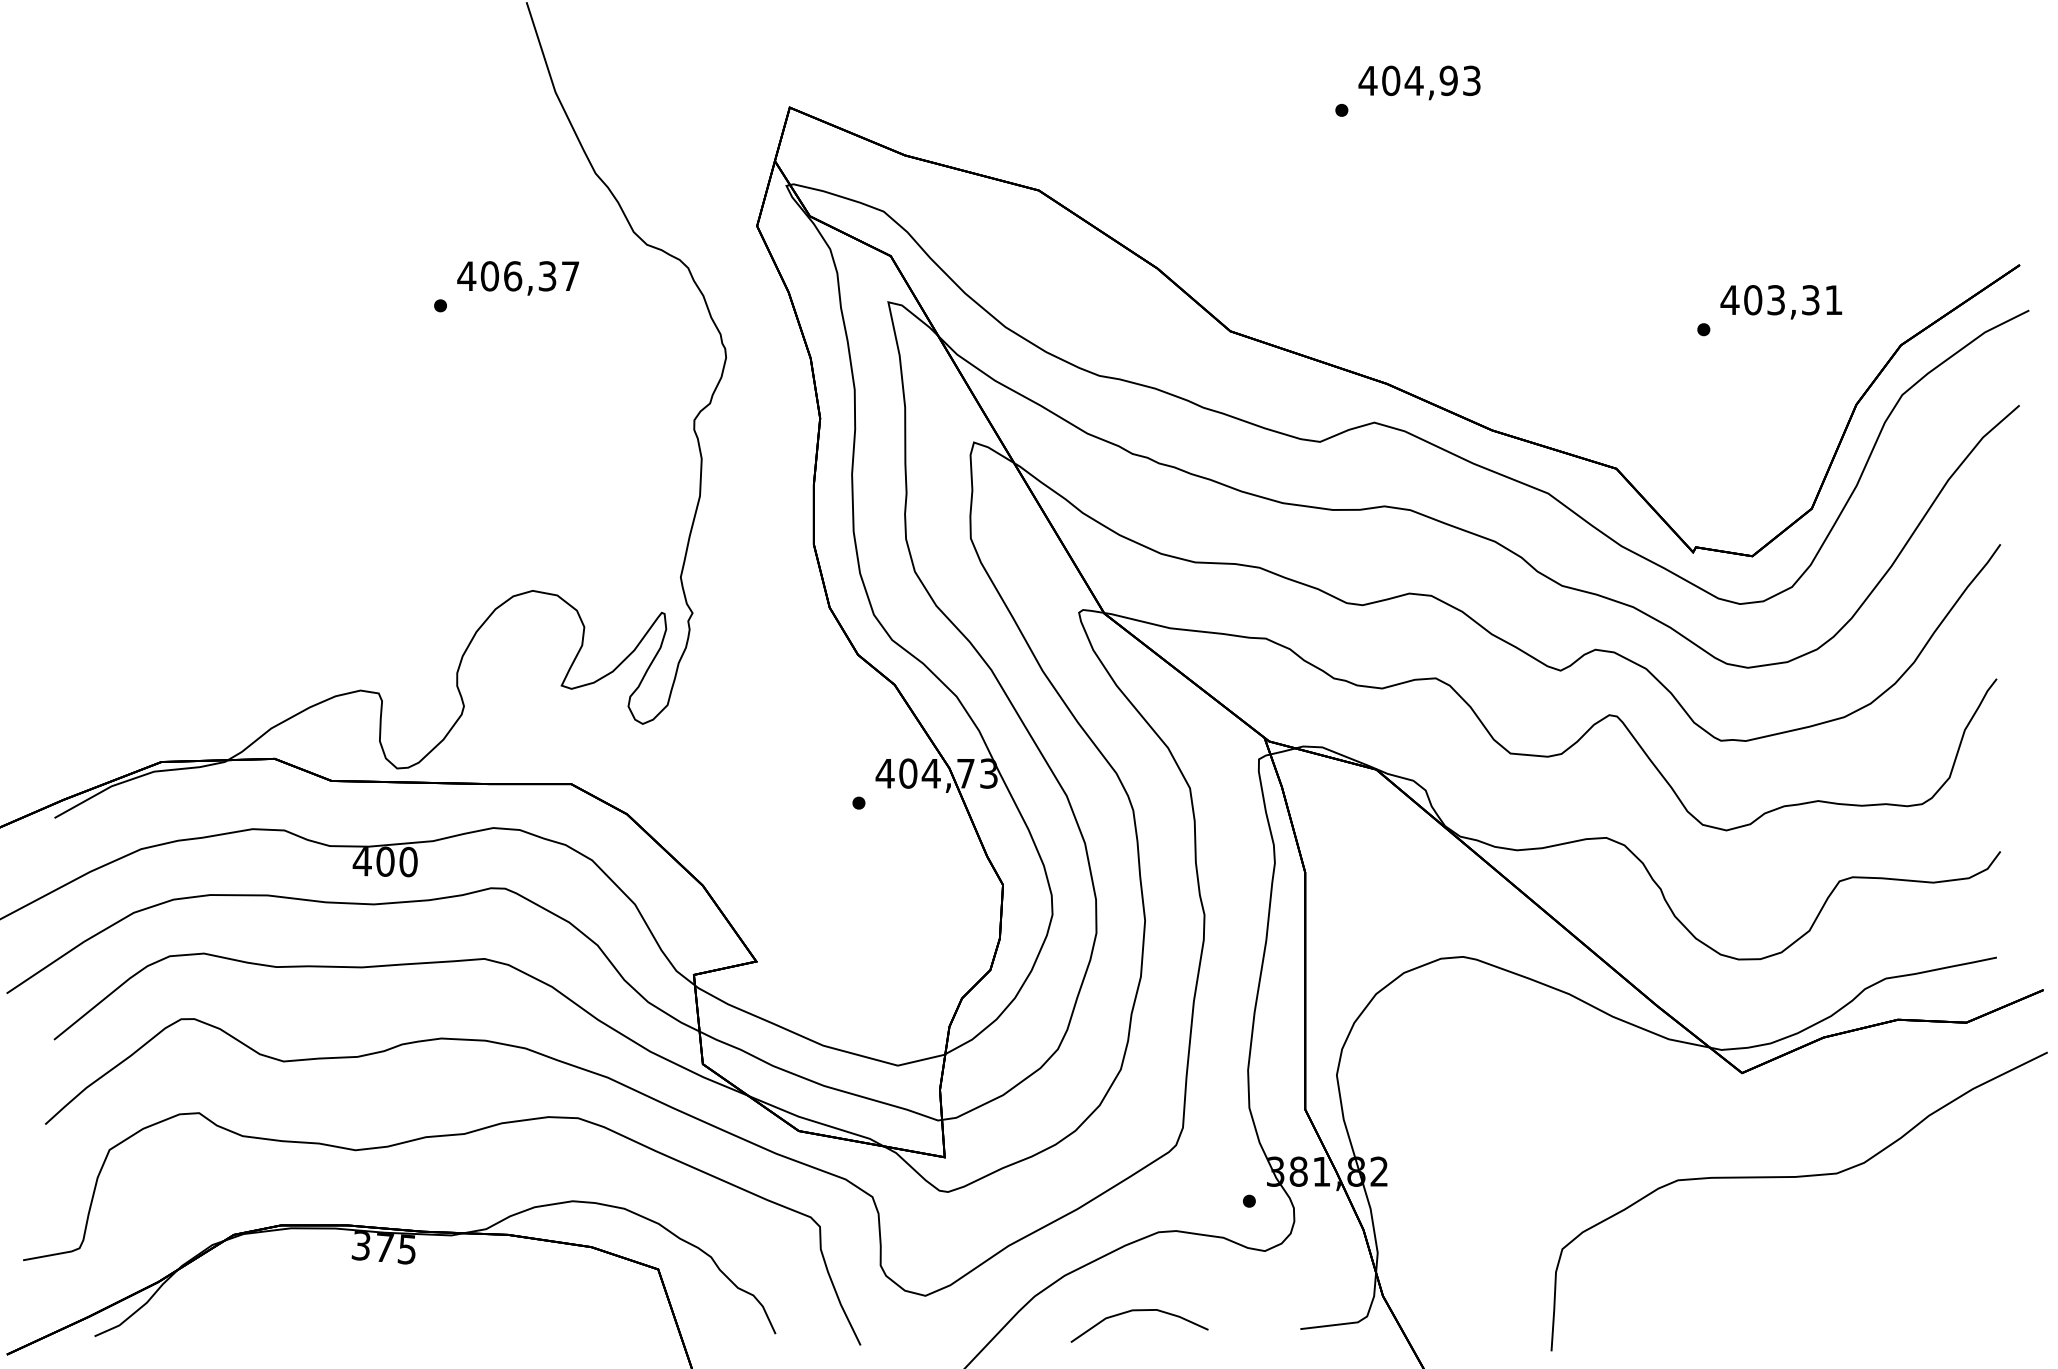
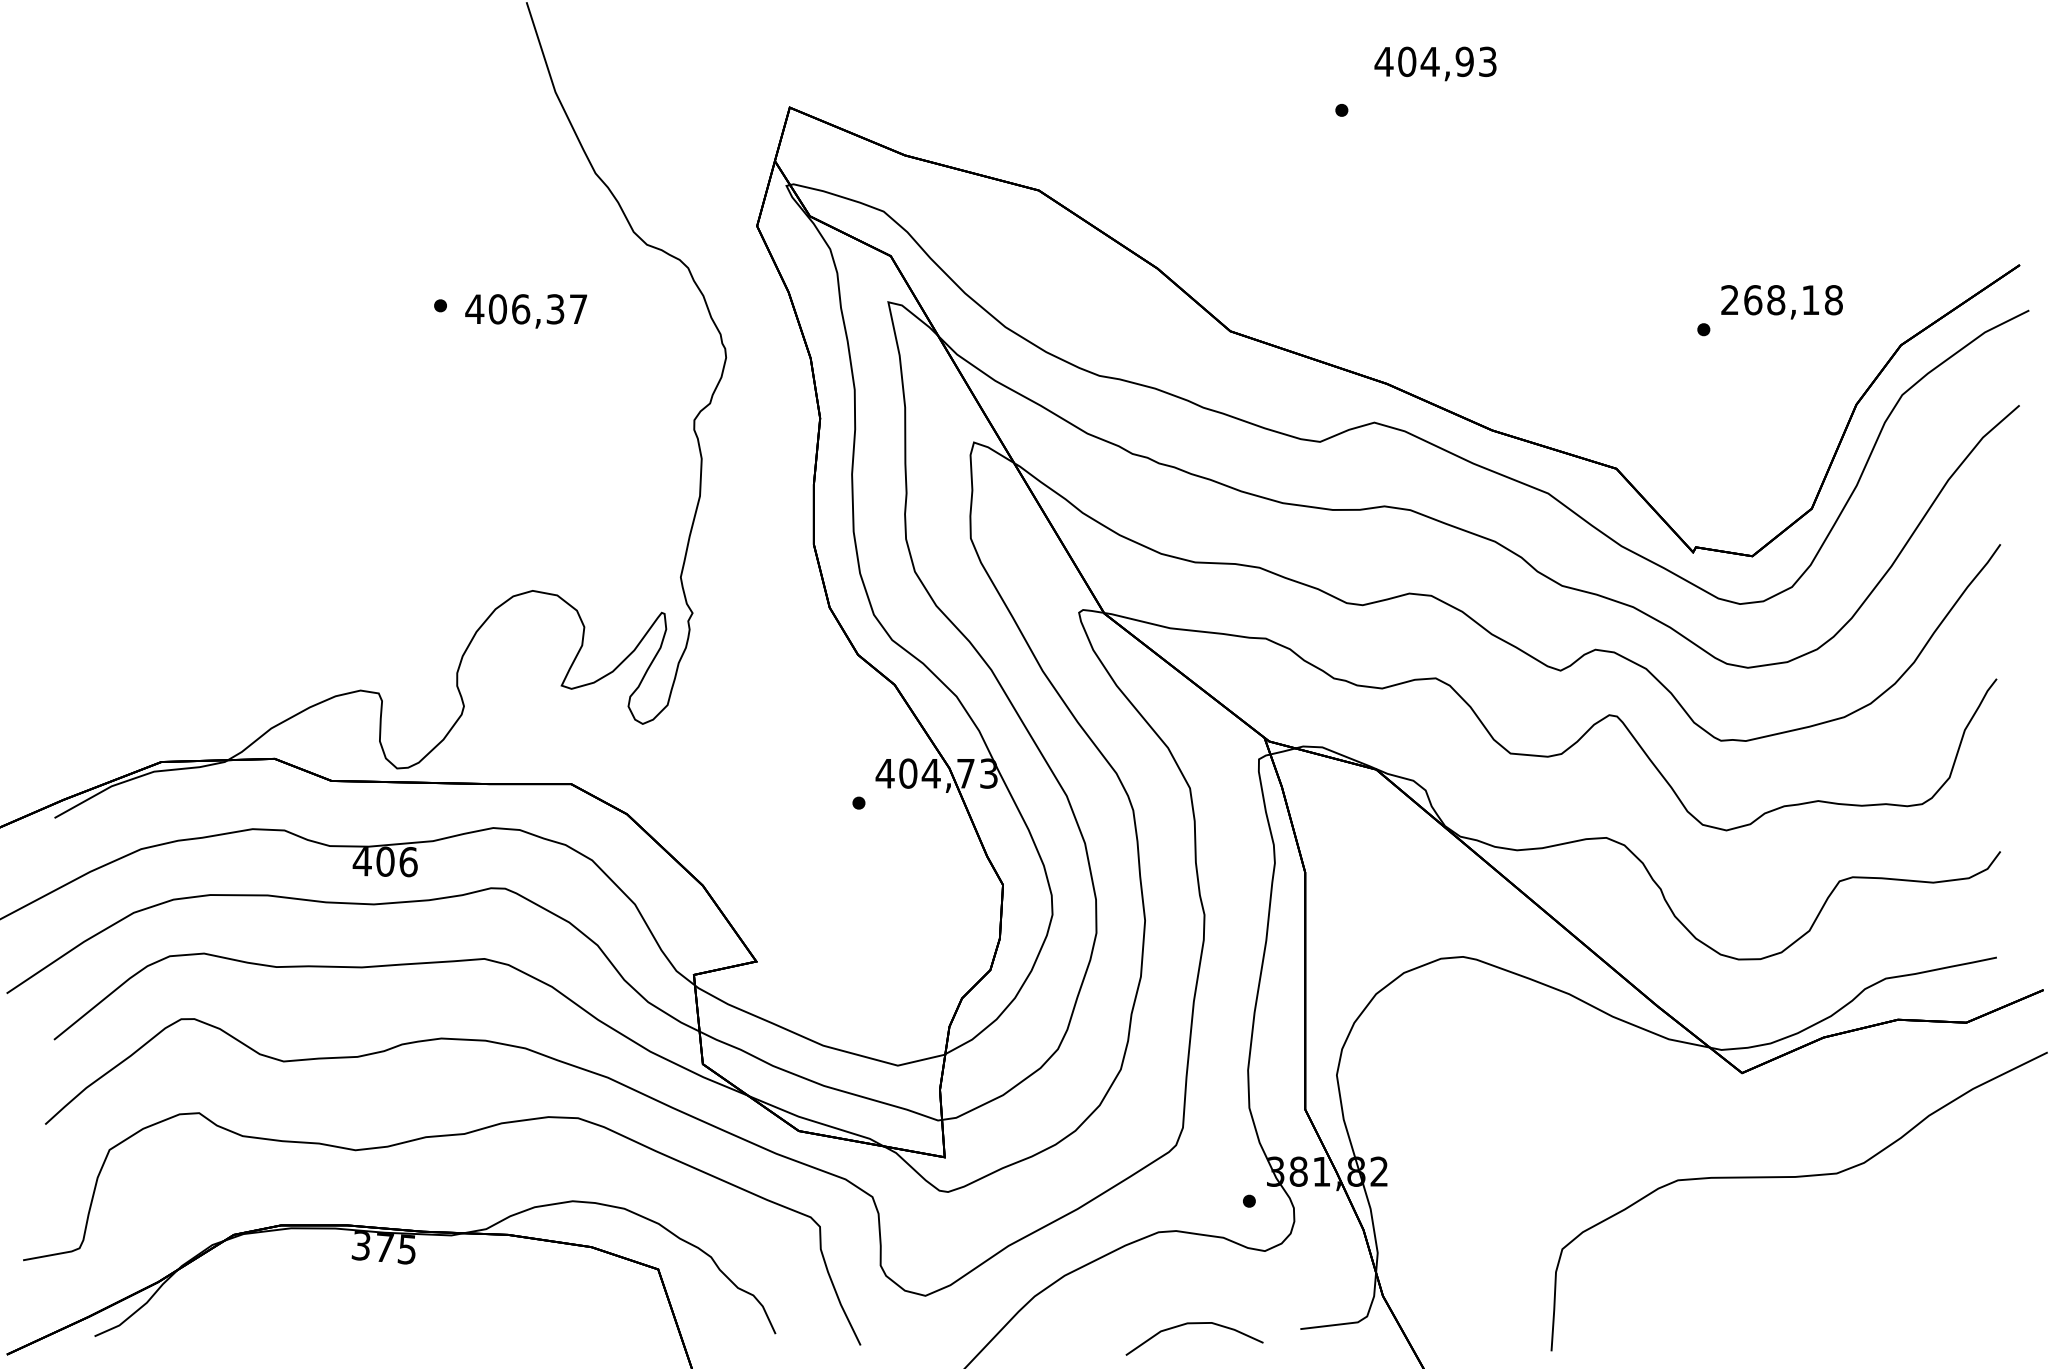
text position: (1419, 82) -> (1435, 63) (1435, 63)
text position: (518, 278) -> (526, 311) (526, 311)
text: 403,31 -> 268,18 (1781, 300)
text: 400 -> 406 (408, 861)
curve position: (1139, 1311) -> (1194, 1324) (1194, 1324)
